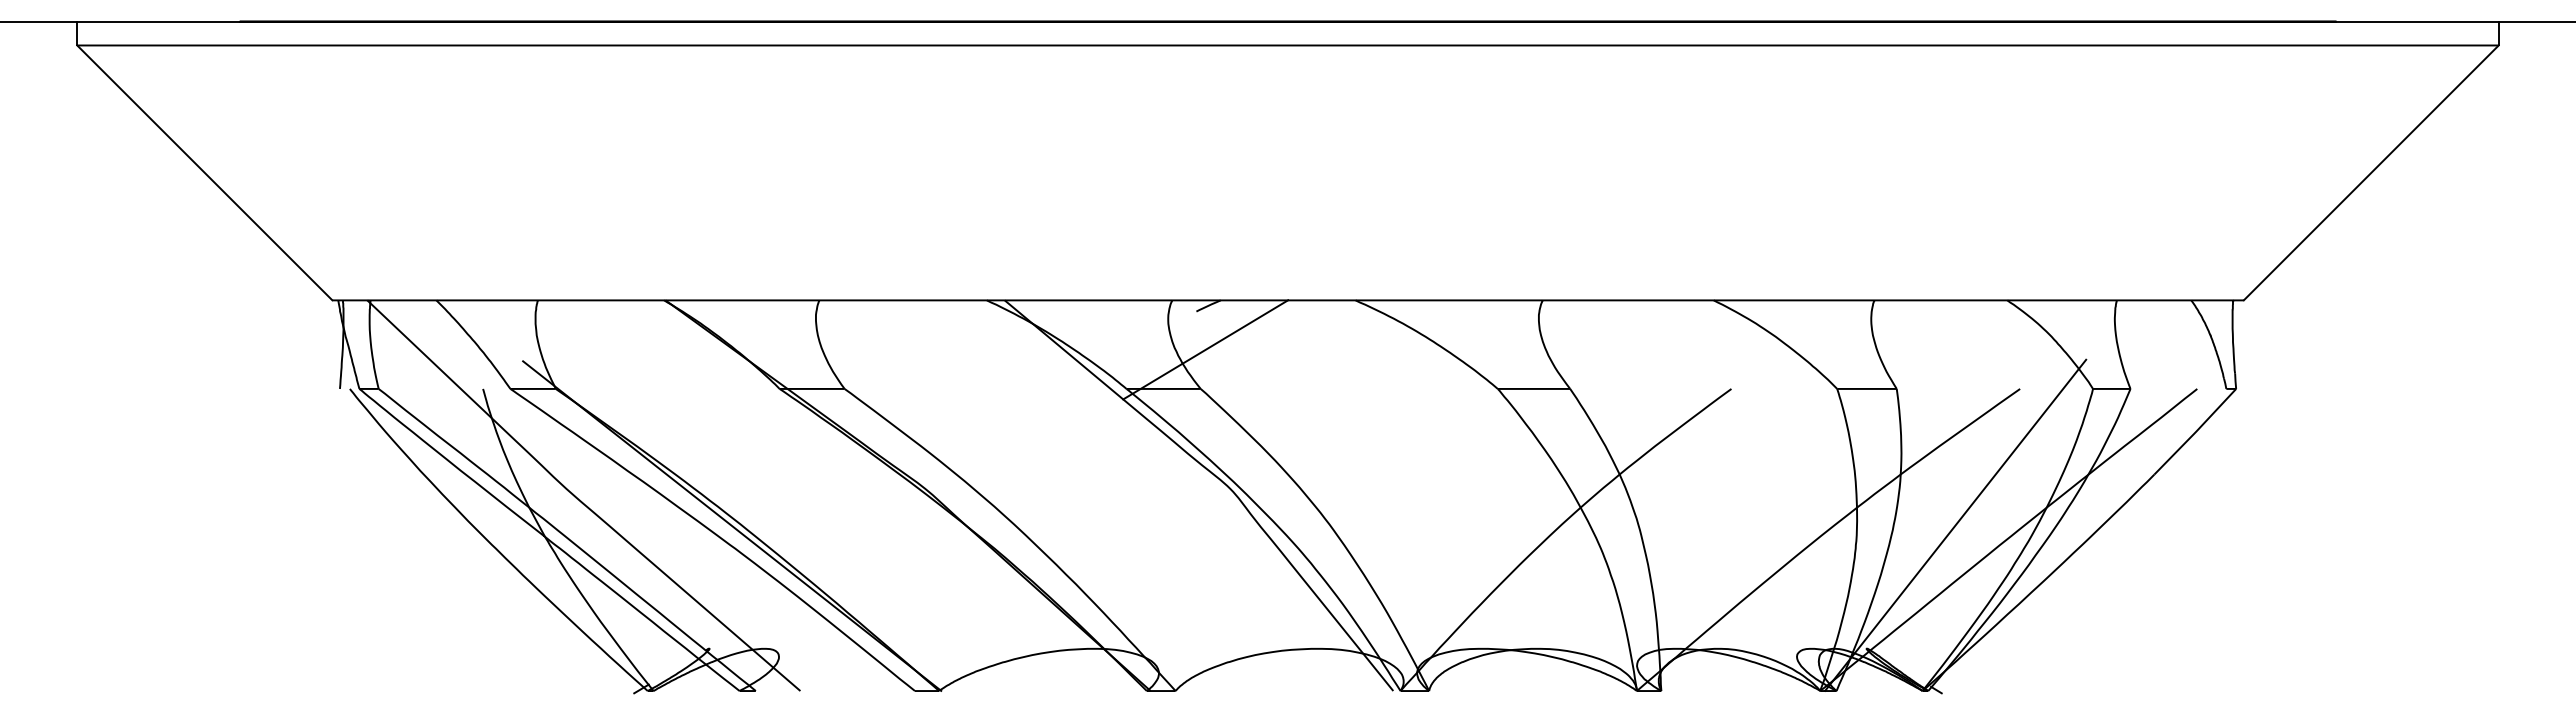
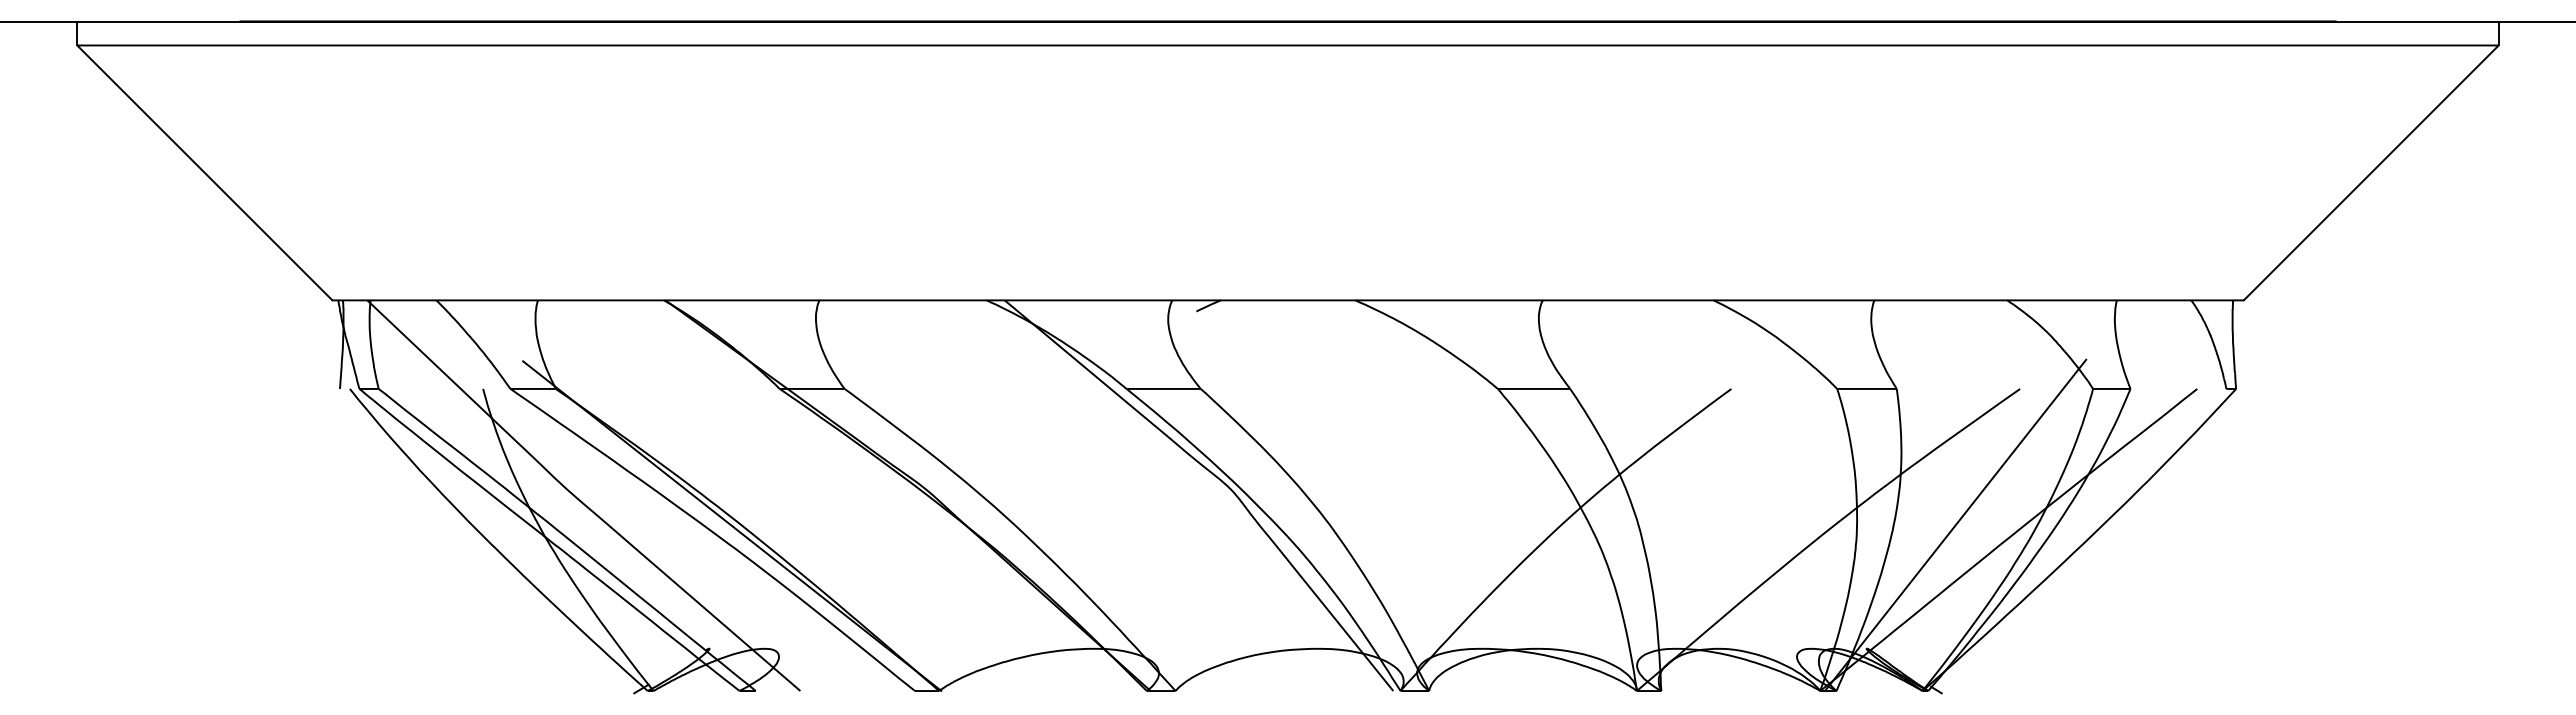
line: present -> none (1205, 349)
